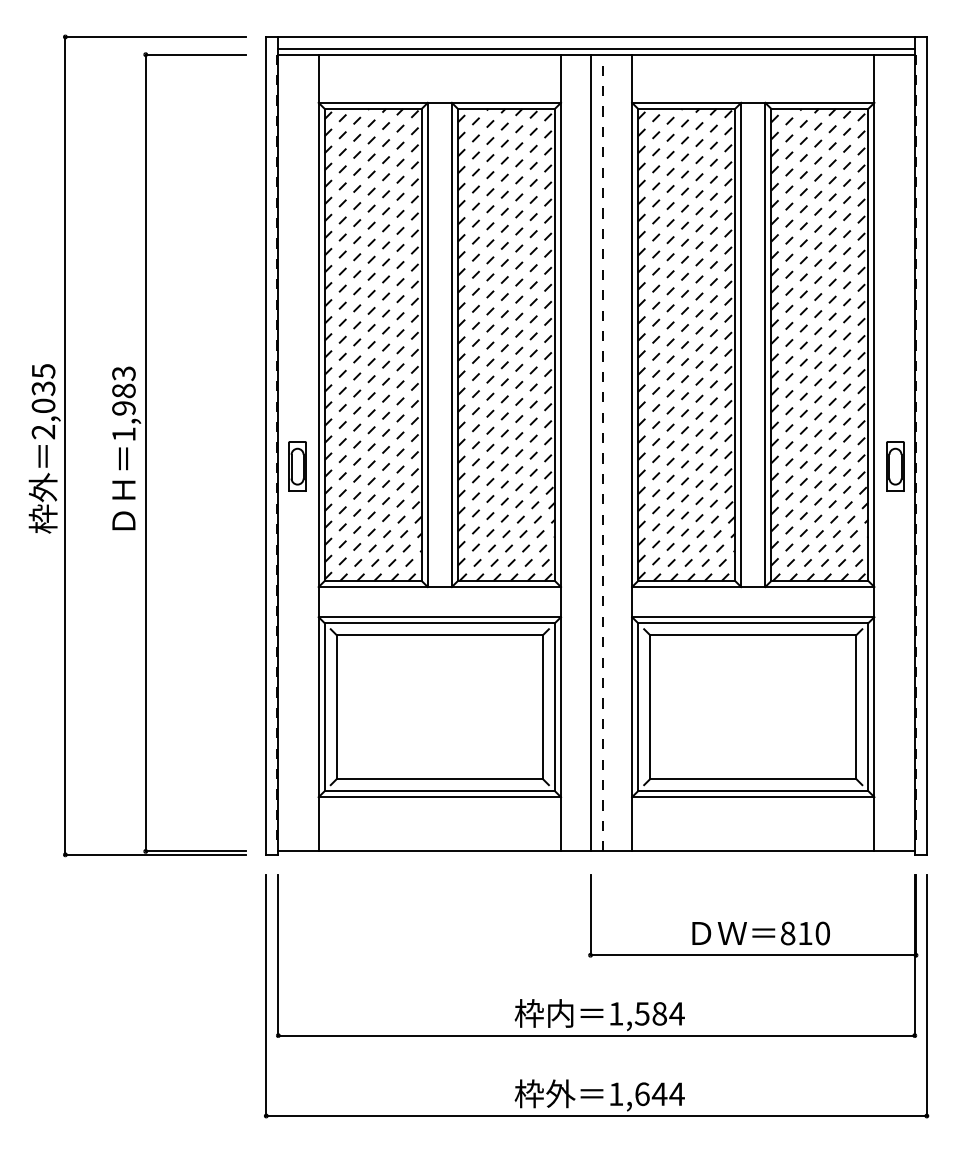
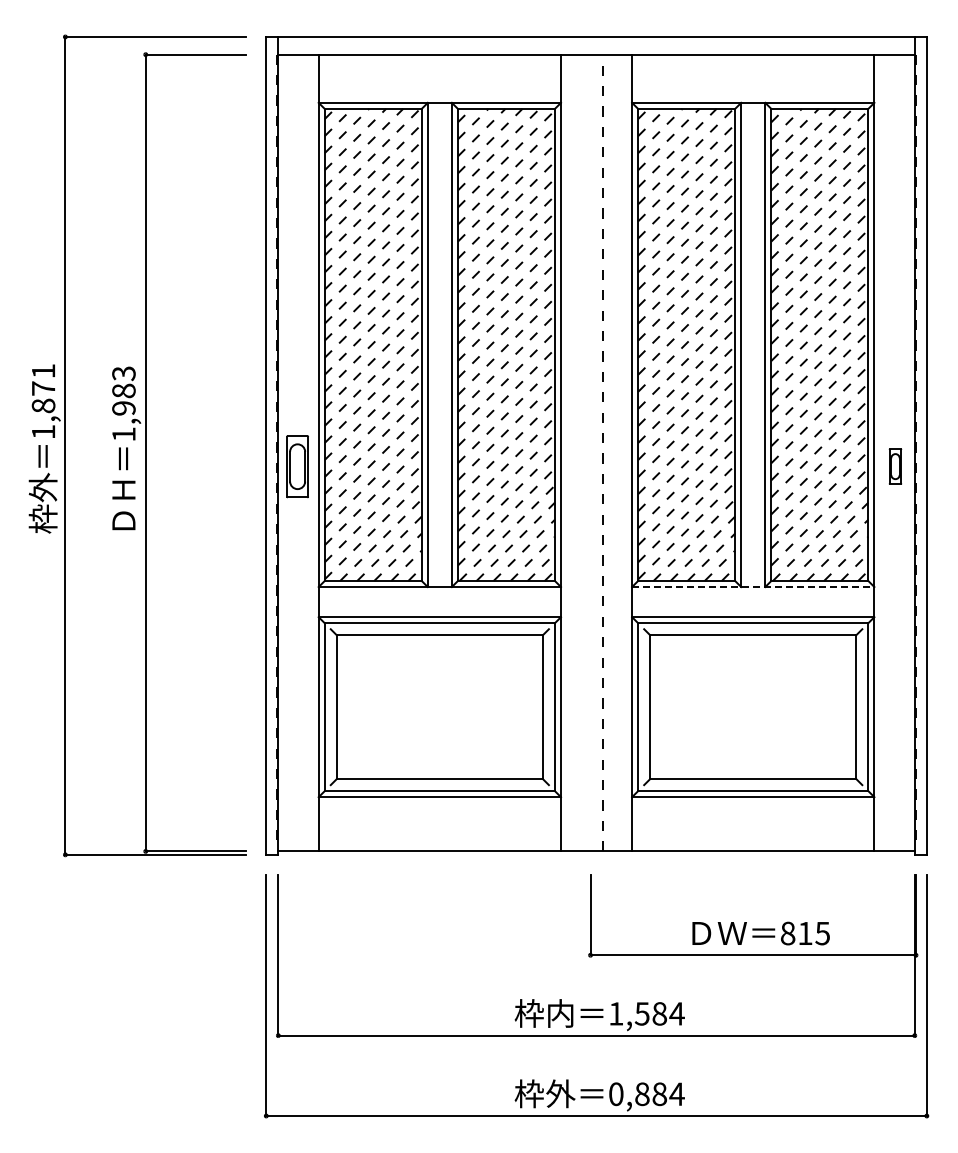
line: present -> none (596, 49)
text: 2,035 -> 1,871 (43, 401)
line: present -> none (590, 452)
part size: 19x51 px -> 23x64 px (297, 466)
part size: 19x51 px -> 15x37 px (895, 466)
line: solid -> dashed (753, 587)
text: 810 -> 815 (822, 933)
text: 1,644 -> 0,884 (638, 1094)
